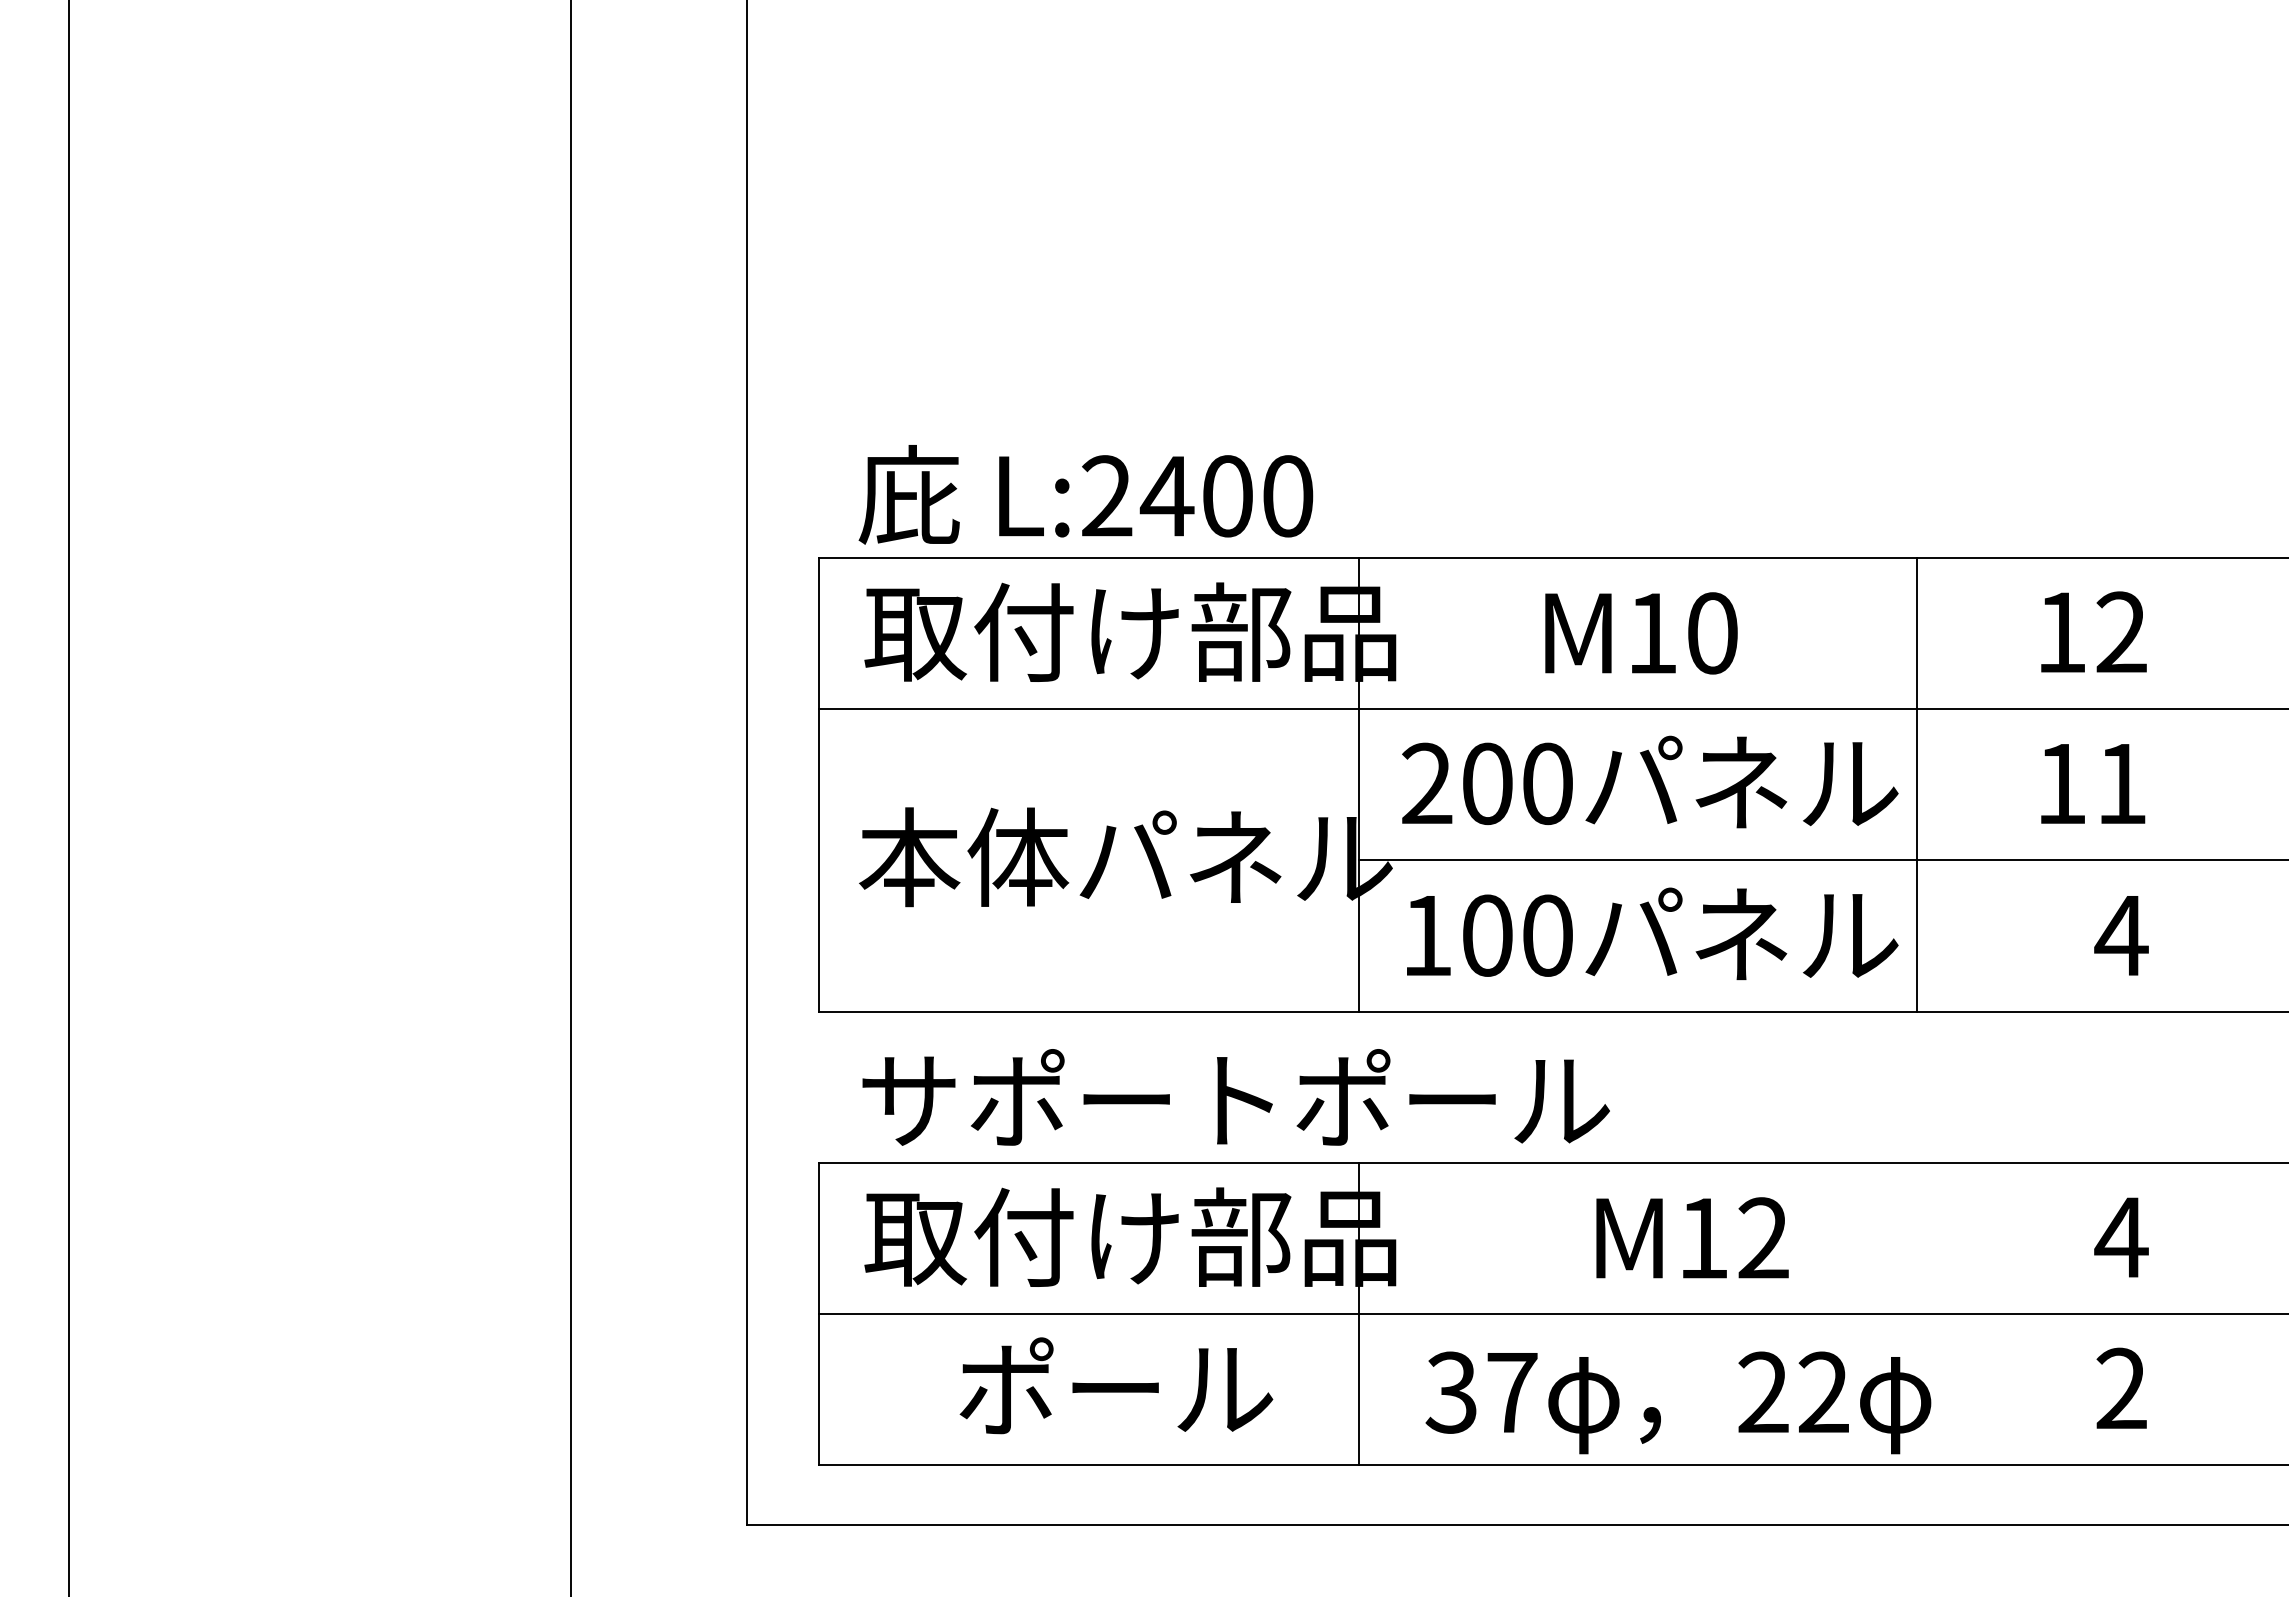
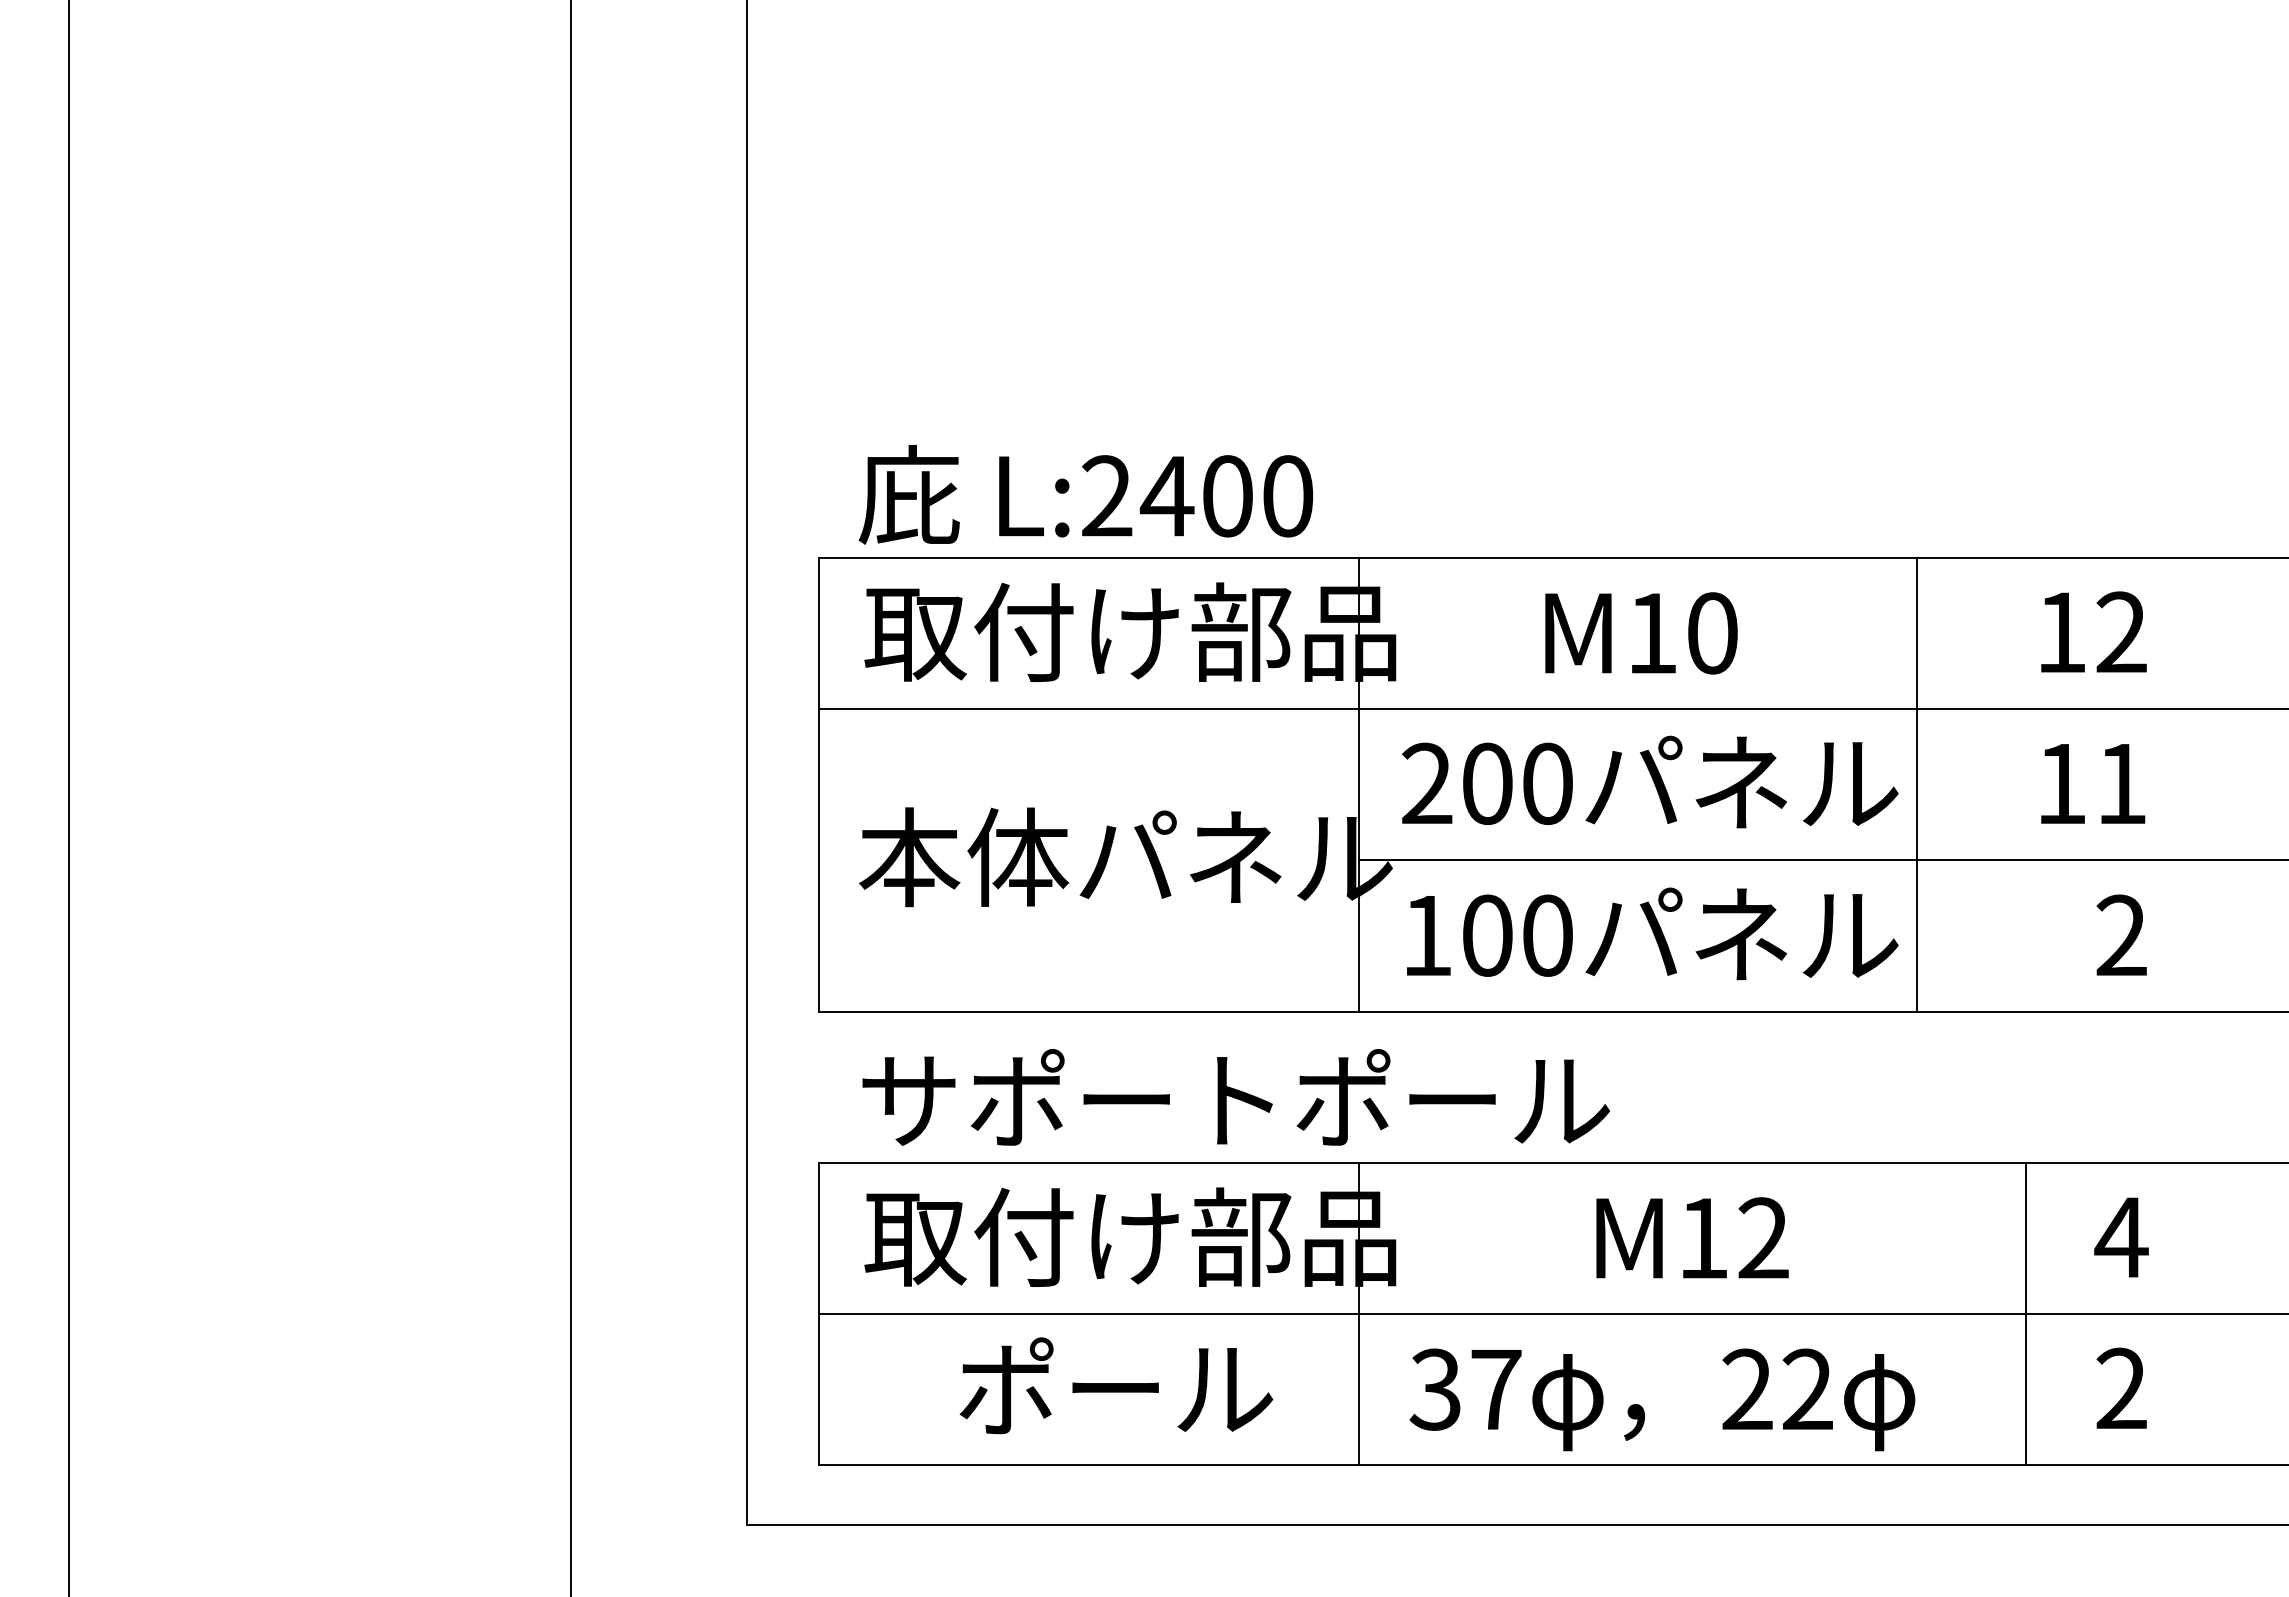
text: 4 -> 2 (2121, 934)
line: none -> present (2026, 1313)
text position: (1678, 1402) -> (1662, 1399) (1662, 1399)
